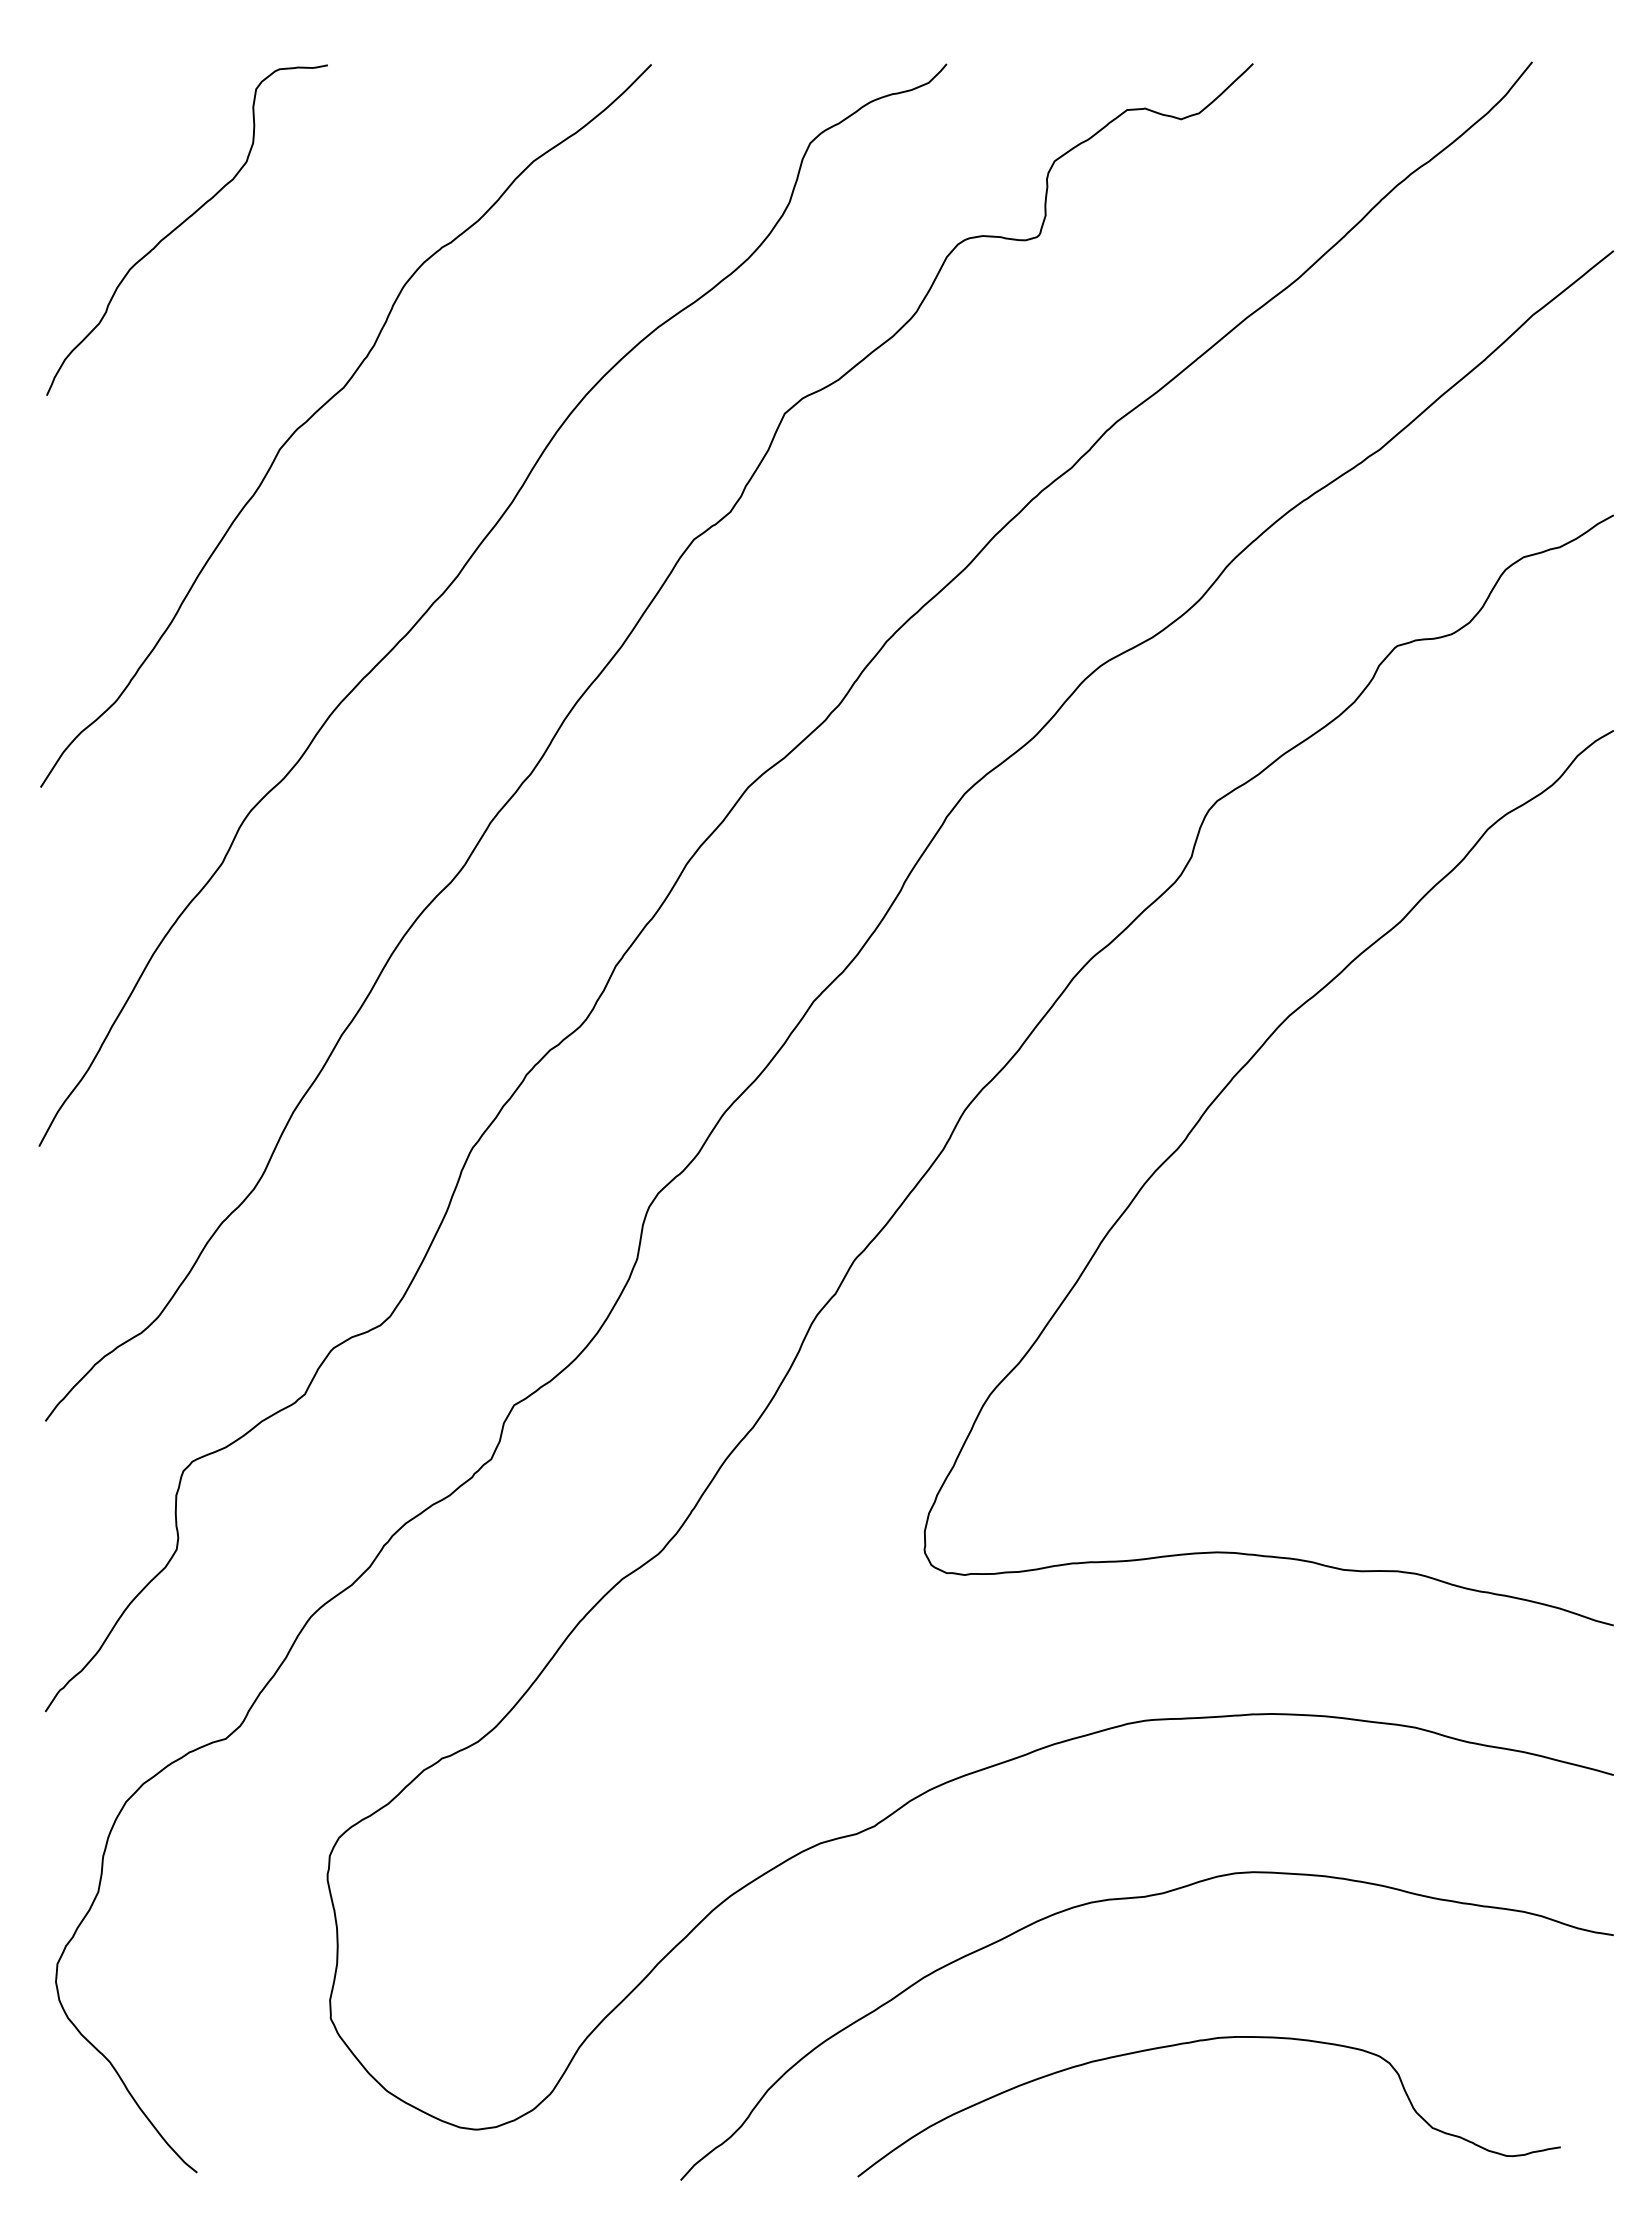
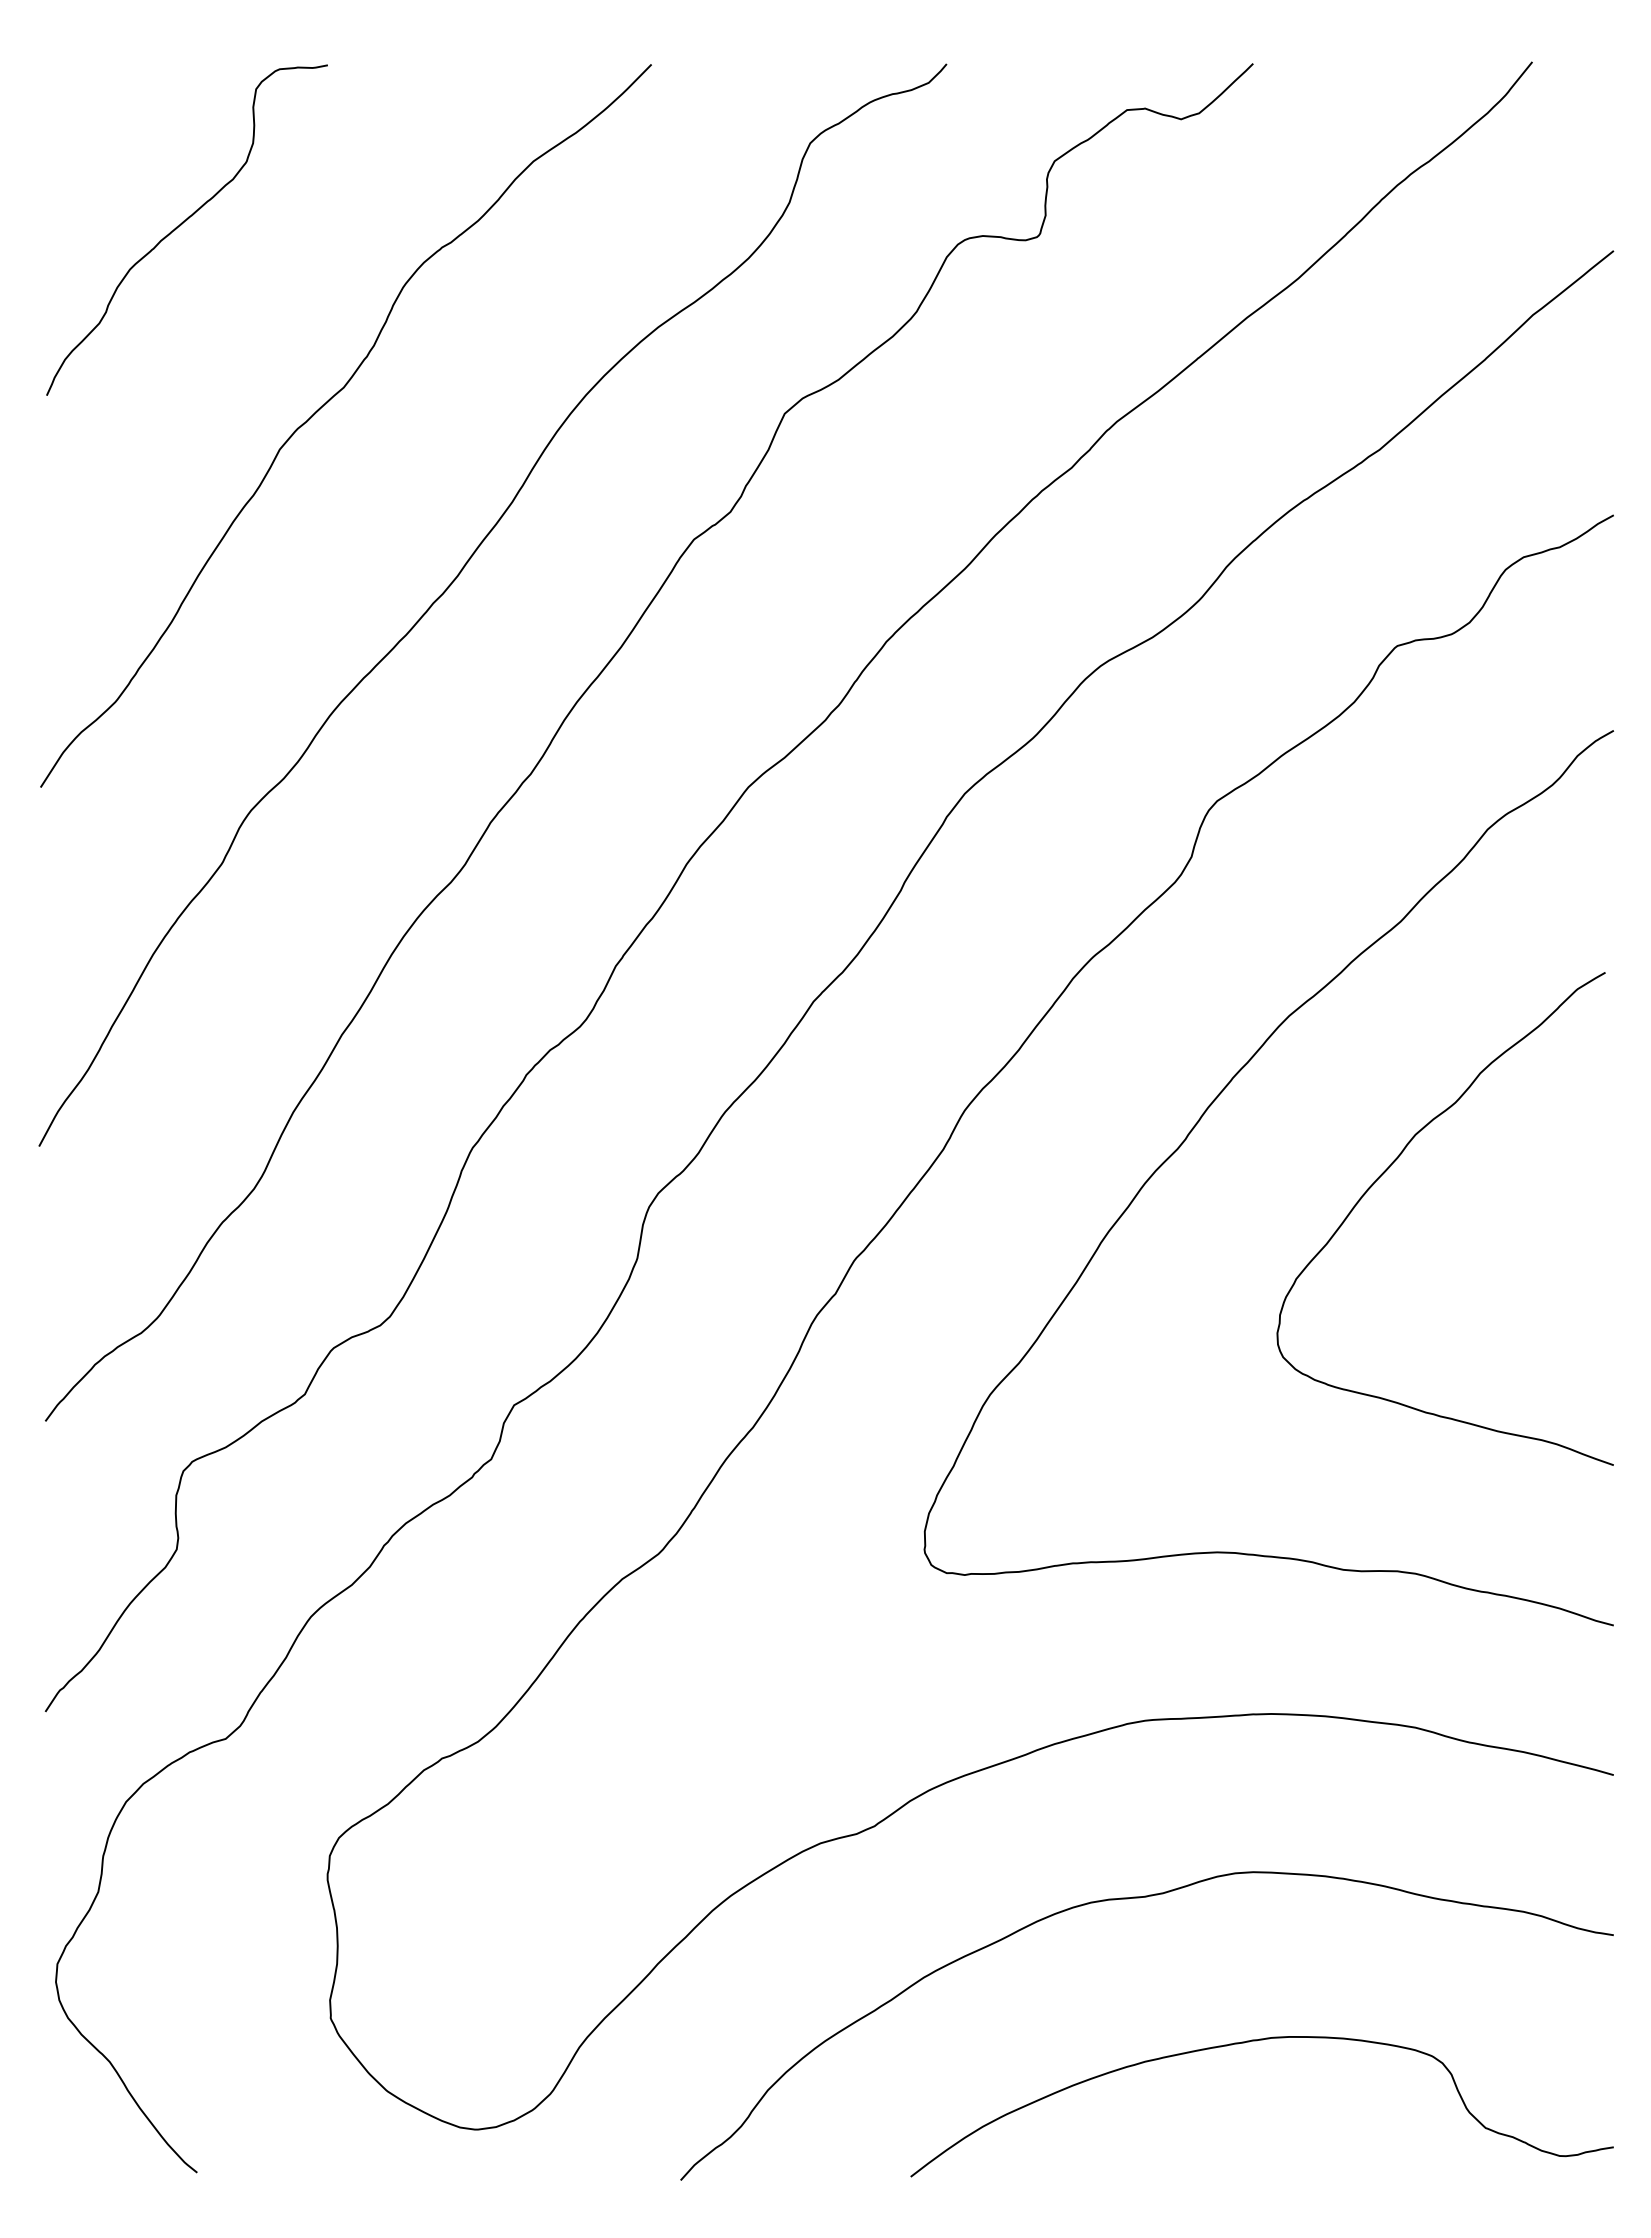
curve: none -> present (1389, 1168)
curve position: (1196, 2042) -> (1249, 2042) (1249, 2042)
